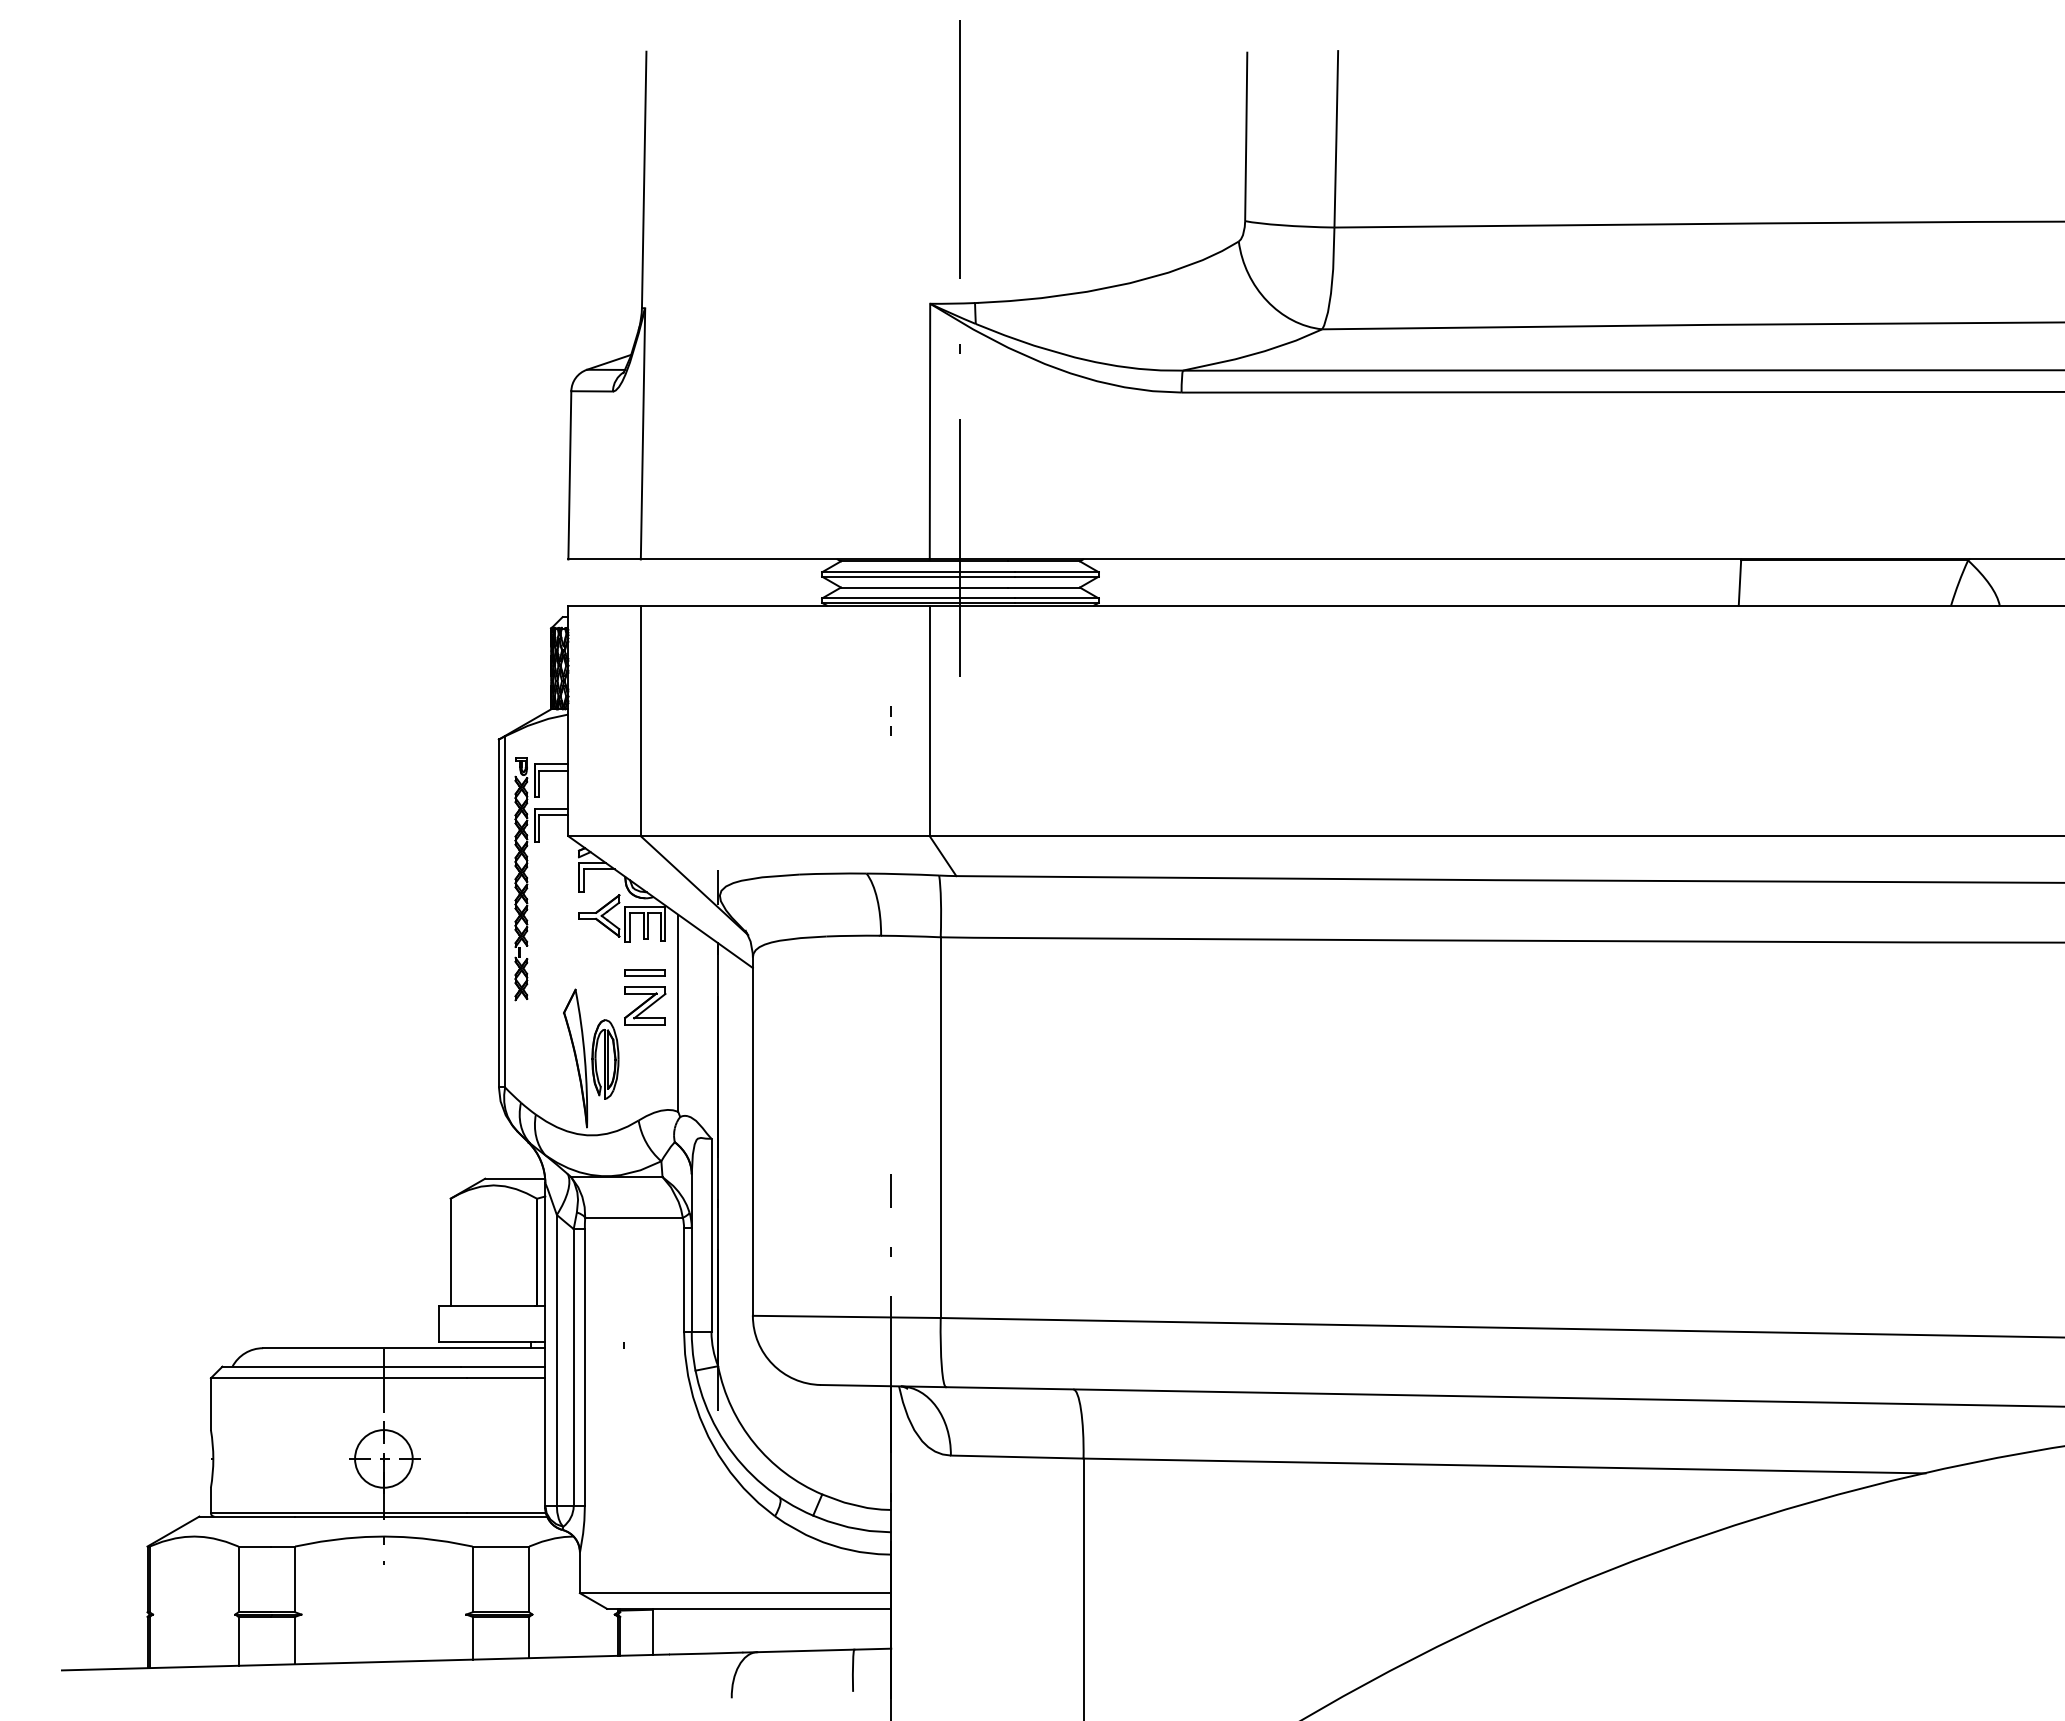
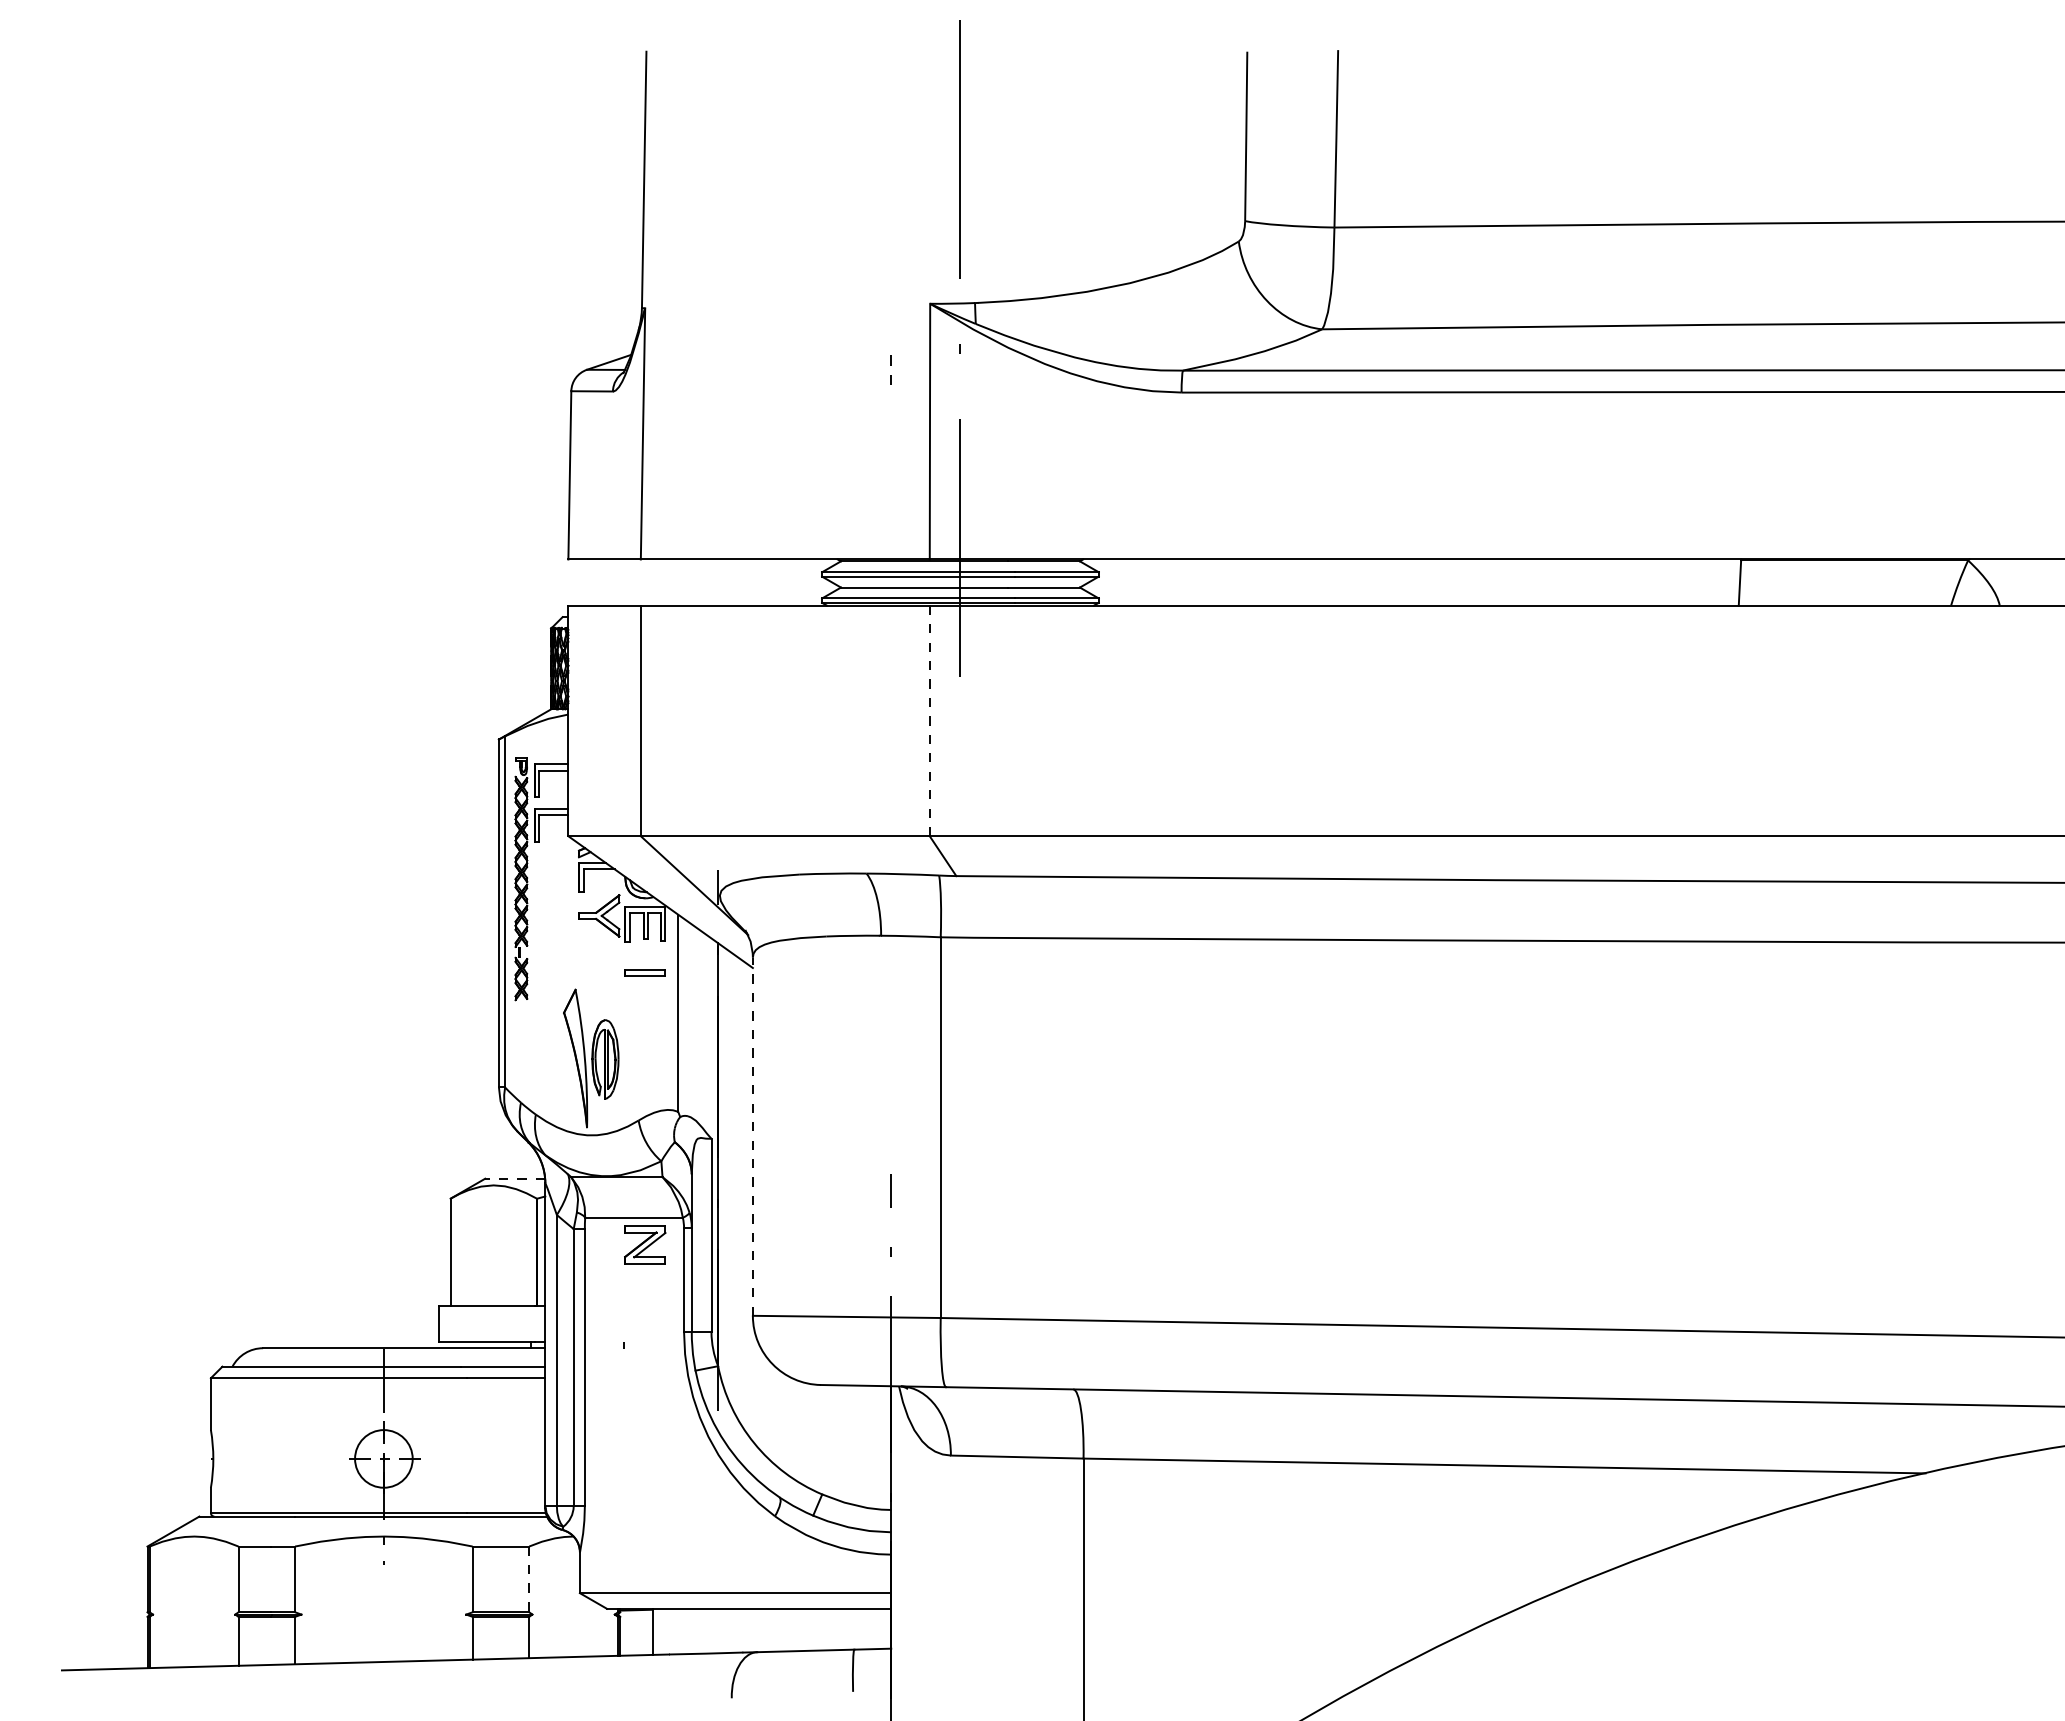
line position: (890, 716) -> (890, 365) (890, 365)
line: solid -> dashed (929, 720)
part position: (645, 1005) -> (645, 1244) (645, 1244)
line: solid -> dashed (752, 1136)
line: solid -> dashed (515, 1178)
line: solid -> dashed (529, 1579)
